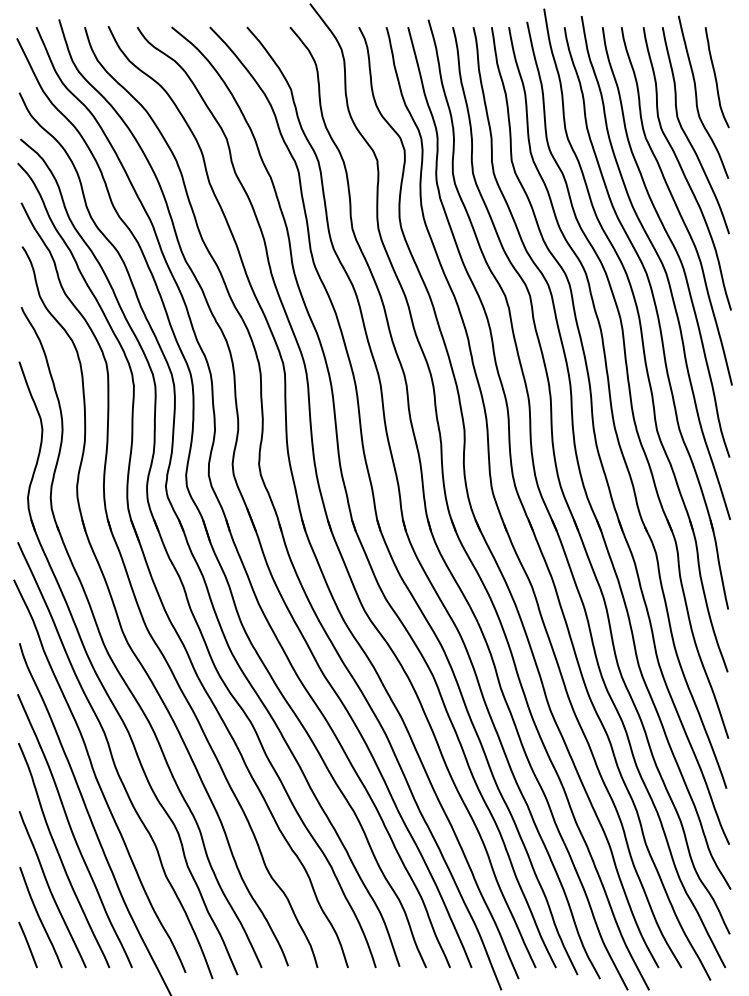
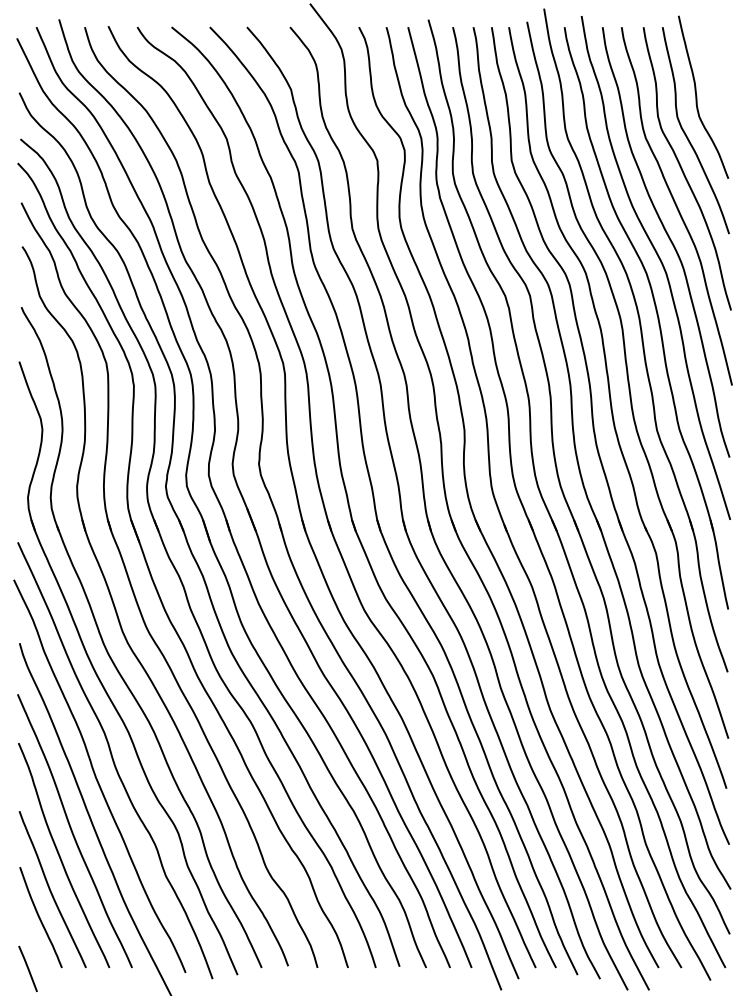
curve: present -> none (716, 77)
line position: (27, 944) -> (27, 968) (27, 968)
